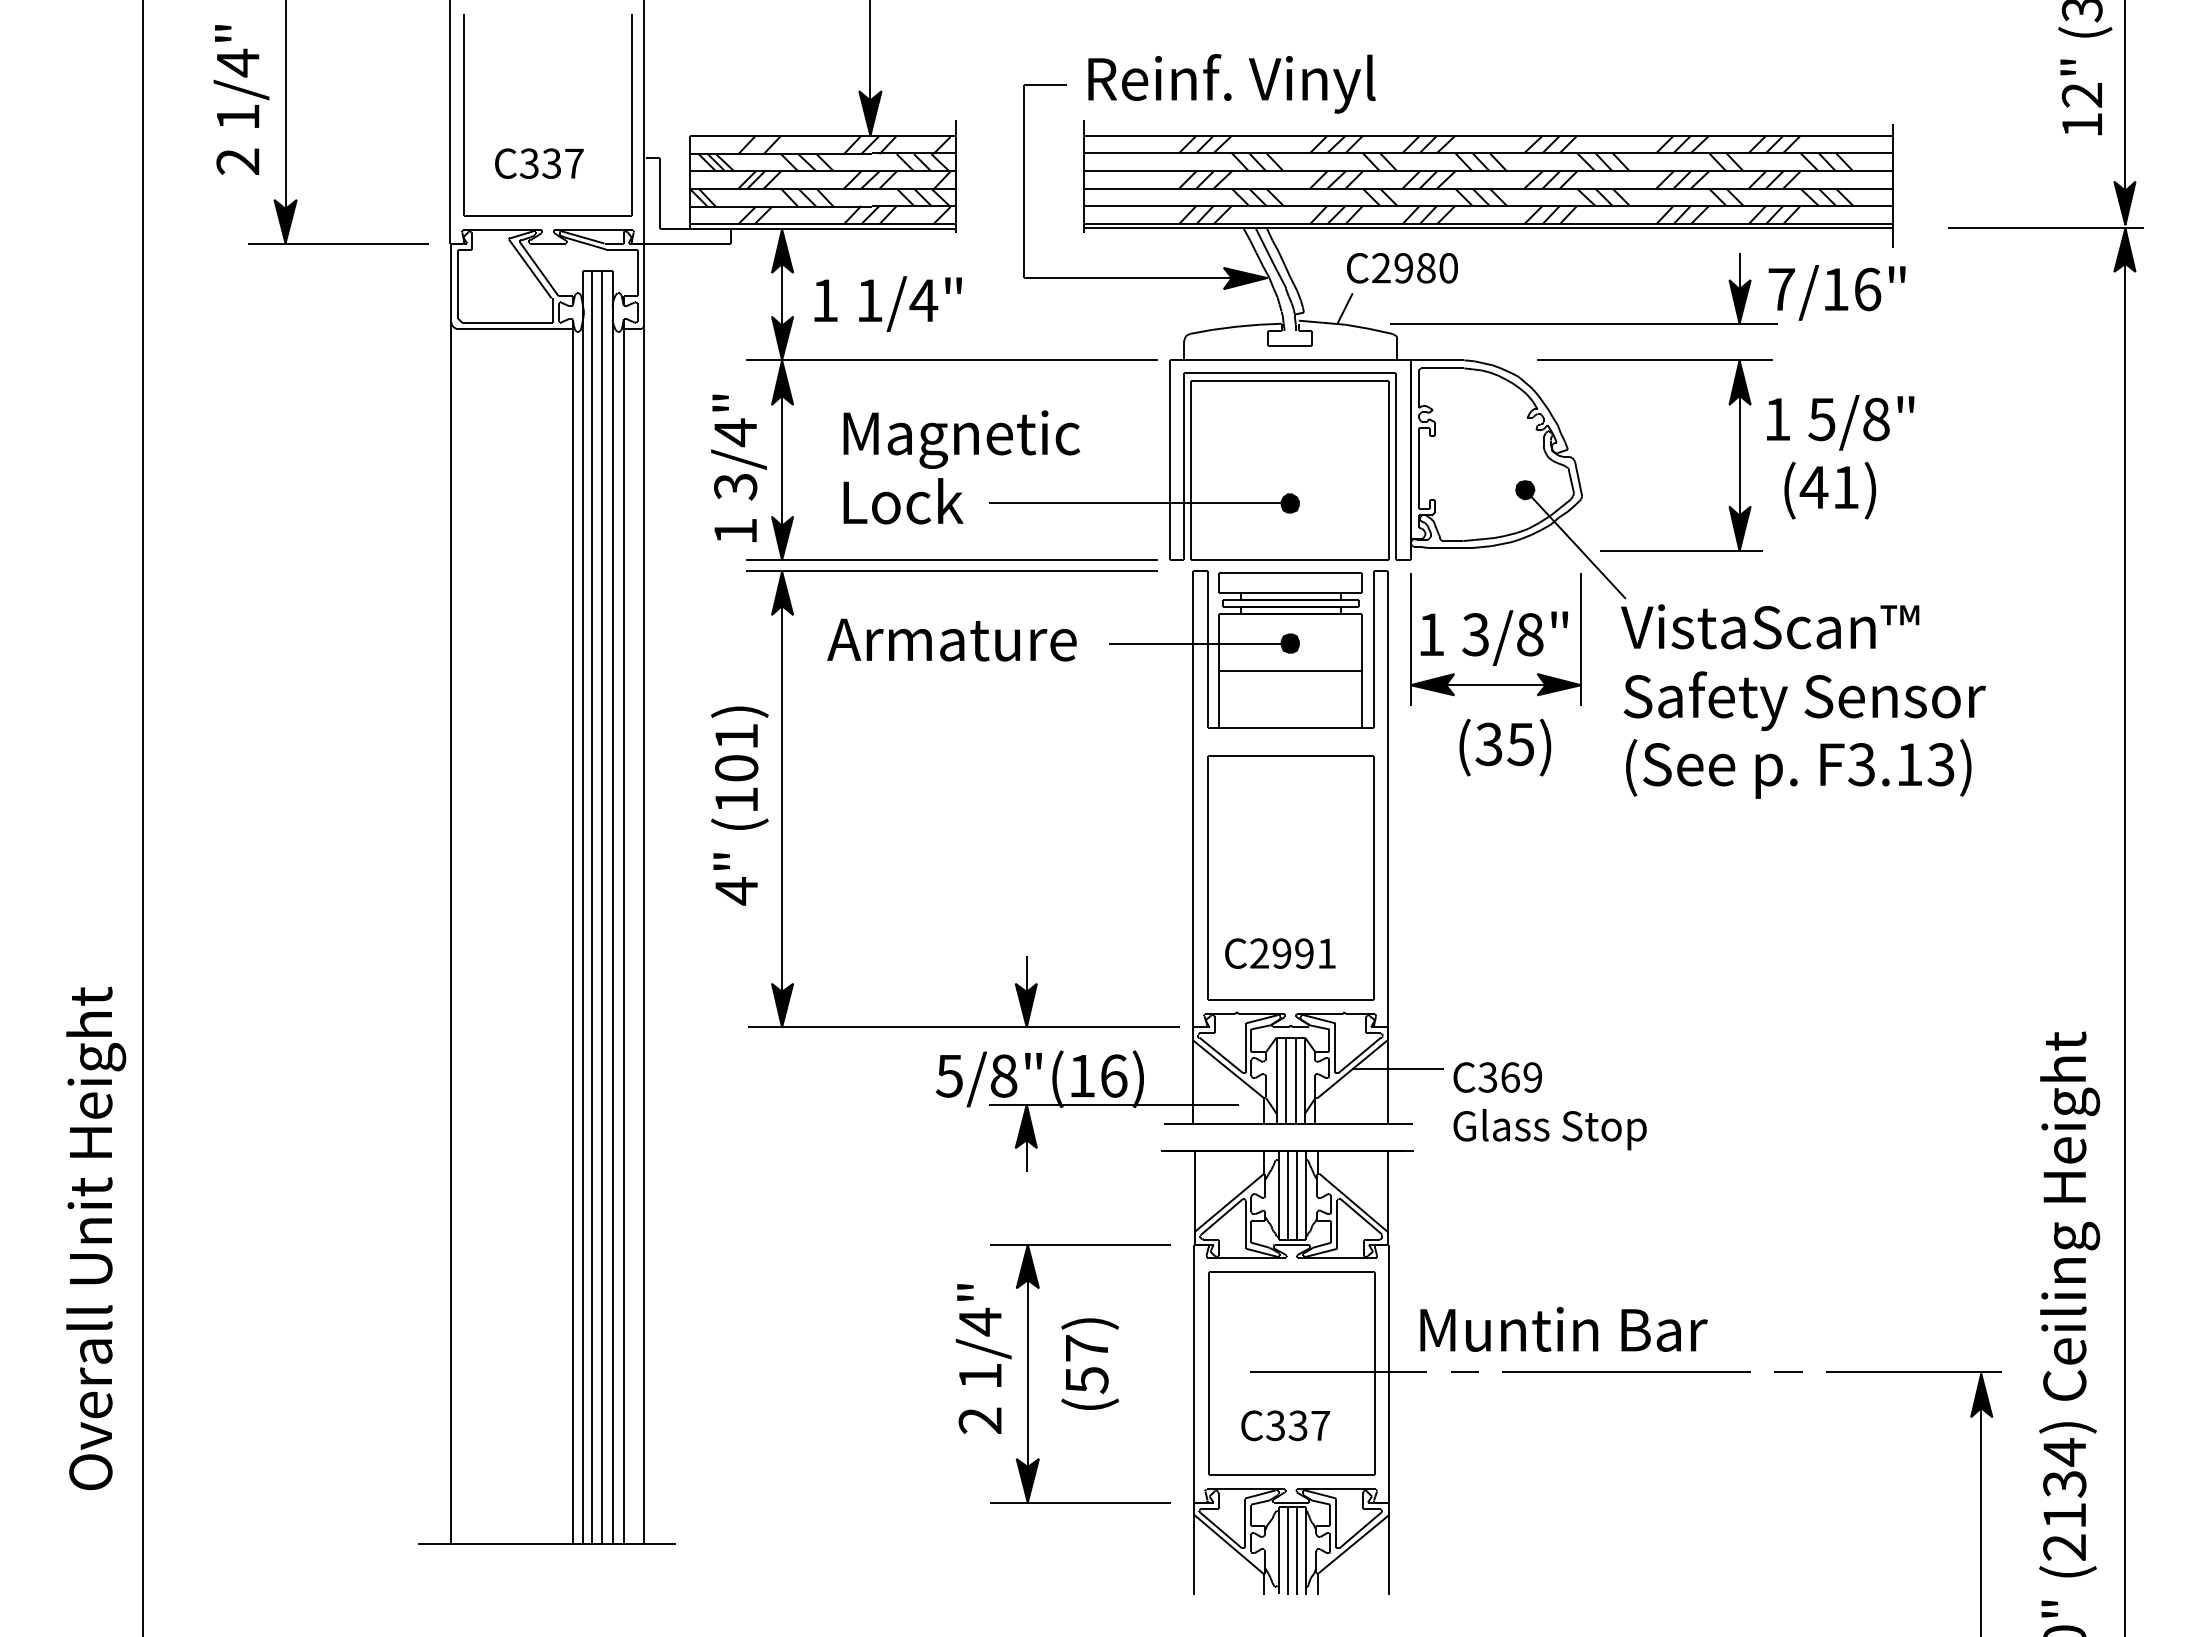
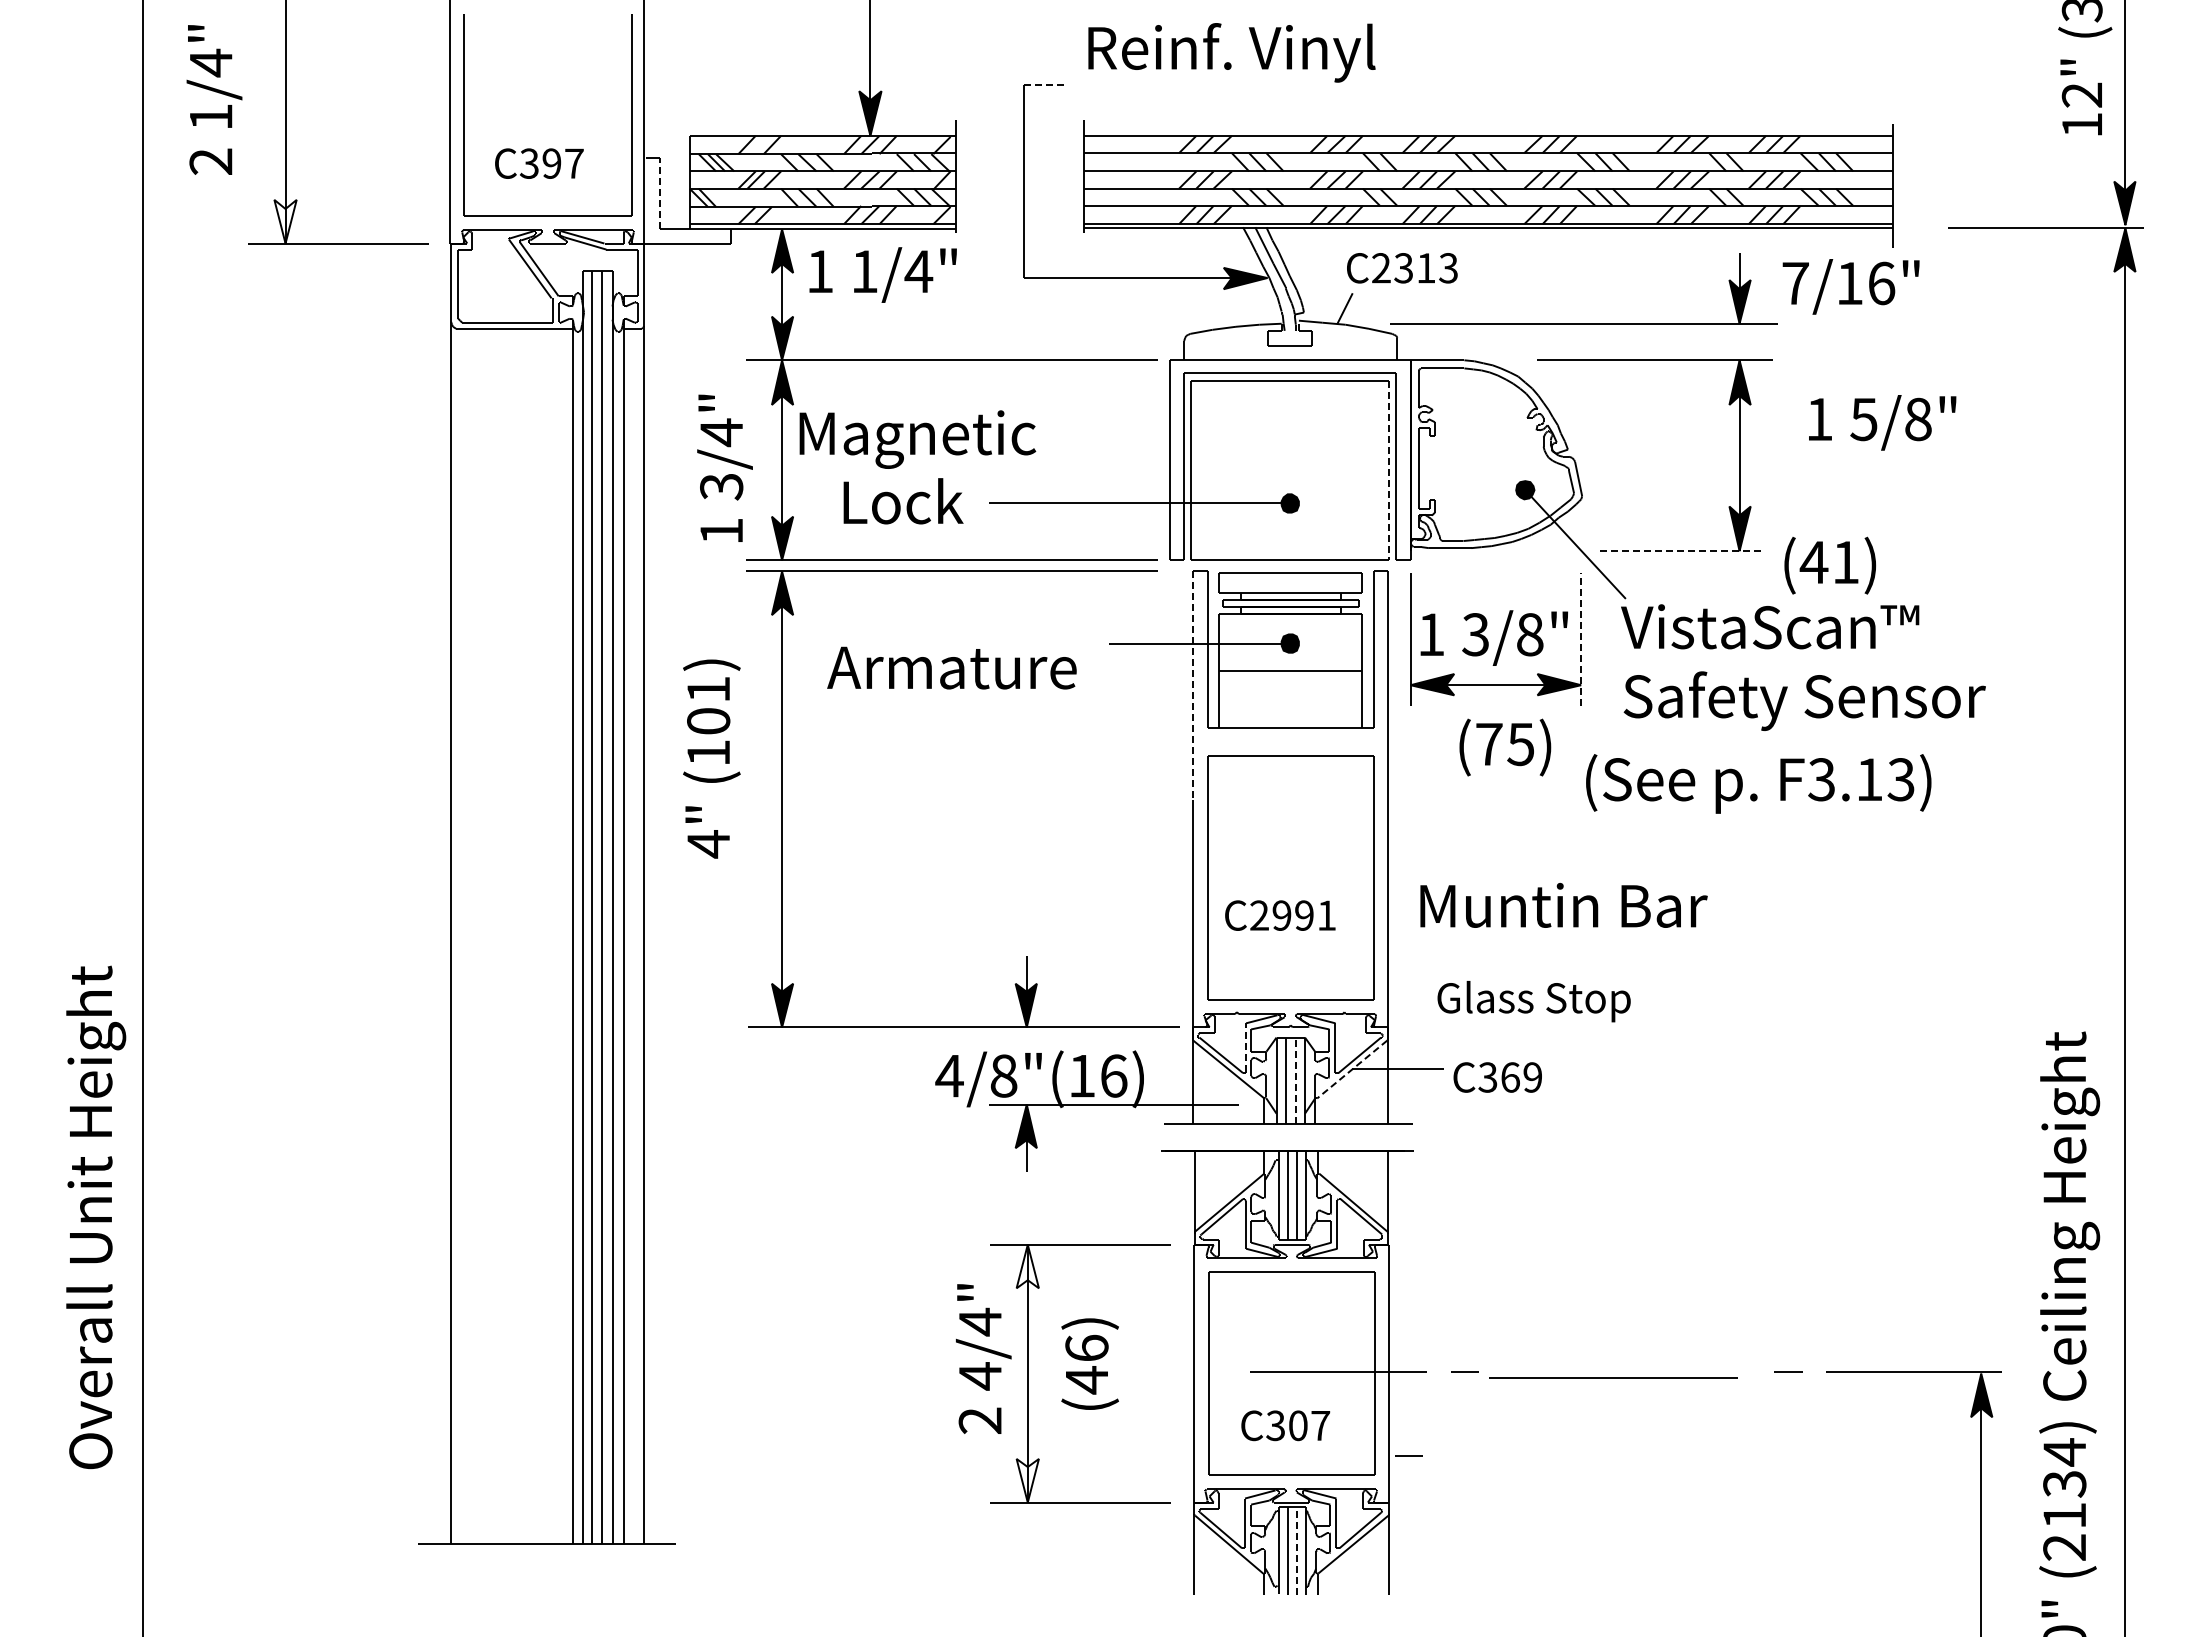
text position: (1231, 83) -> (1231, 52) (1231, 52)
line: solid -> dashed (1045, 85)
text position: (241, 99) -> (214, 99) (214, 99)
text: C337 -> C397 (551, 163)
line: solid -> dashed (660, 193)
fill: present -> none (285, 221)
text: C2980 -> C2313 (1425, 268)
text position: (1836, 292) -> (1850, 286) (1850, 286)
text position: (887, 303) -> (882, 274) (882, 274)
text position: (1840, 422) -> (1882, 422) (1882, 422)
text position: (961, 439) -> (917, 439) (917, 439)
text position: (738, 467) -> (724, 467) (724, 467)
line: solid -> dashed (1389, 470)
text position: (1829, 490) -> (1829, 565) (1829, 565)
line: solid -> dashed (1682, 551)
text position: (951, 639) -> (951, 667) (951, 667)
line: solid -> dashed (1581, 639)
line: solid -> dashed (1193, 686)
text: (35) -> (75) (1488, 744)
text position: (1798, 768) -> (1758, 783) (1758, 783)
text position: (739, 805) -> (711, 758) (711, 758)
text position: (1280, 953) -> (1280, 915) (1280, 915)
line: solid -> dashed (1246, 1047)
line: solid -> dashed (1351, 1069)
text: 5/8"(16) -> 4/8"(16) (949, 1076)
line: solid -> dashed (1295, 1080)
text position: (1549, 1129) -> (1533, 1001) (1533, 1001)
text position: (96, 1238) -> (96, 1217) (96, 1217)
fill: present -> none (1027, 1266)
text position: (1563, 1329) -> (1563, 905) (1563, 905)
text: (57) -> (46) (1086, 1364)
line position: (1626, 1371) -> (1613, 1377) (1613, 1377)
text: 1/4" -> 4/4" (980, 1376)
text: C337 -> C307 (1297, 1425)
line: none -> present (1408, 1455)
fill: present -> none (1027, 1480)
line: solid -> dashed (1296, 1550)
